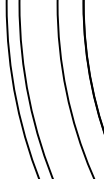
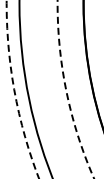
circle: solid -> dashed (22, 89)
circle: solid -> dashed (75, 89)
